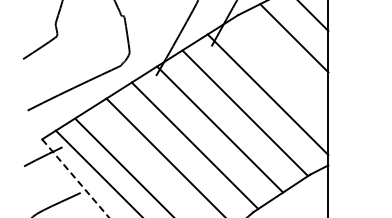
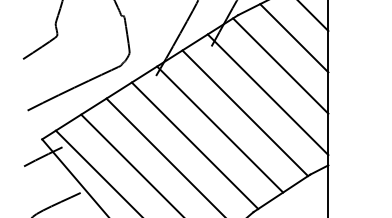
line: none -> present (280, 65)
line position: (123, 166) -> (131, 164) (131, 164)
line: dashed -> solid (75, 178)
